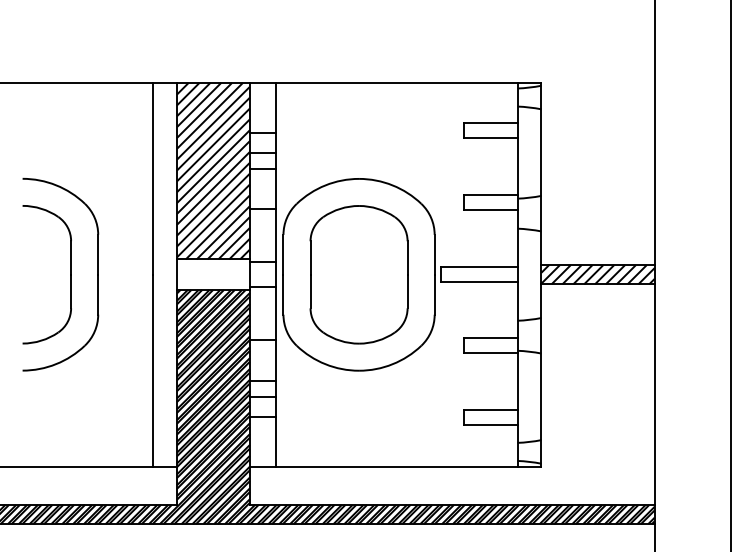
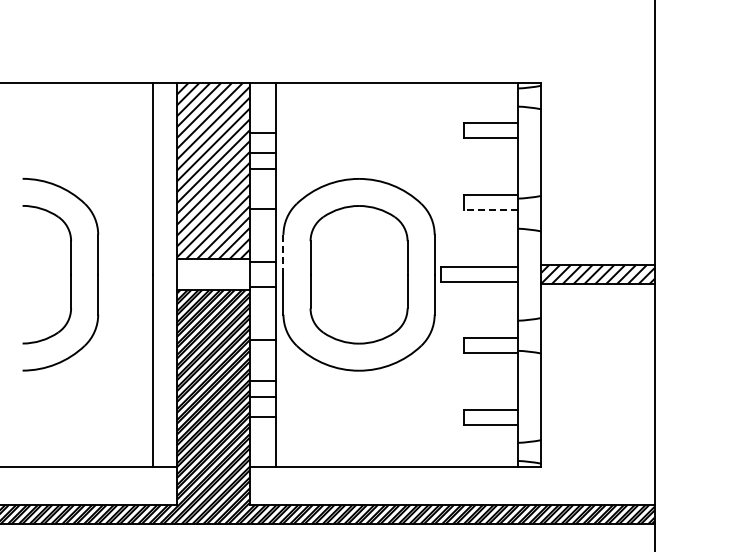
line: solid -> dashed (490, 210)
line: solid -> dashed (283, 254)
line: present -> none (731, 275)
